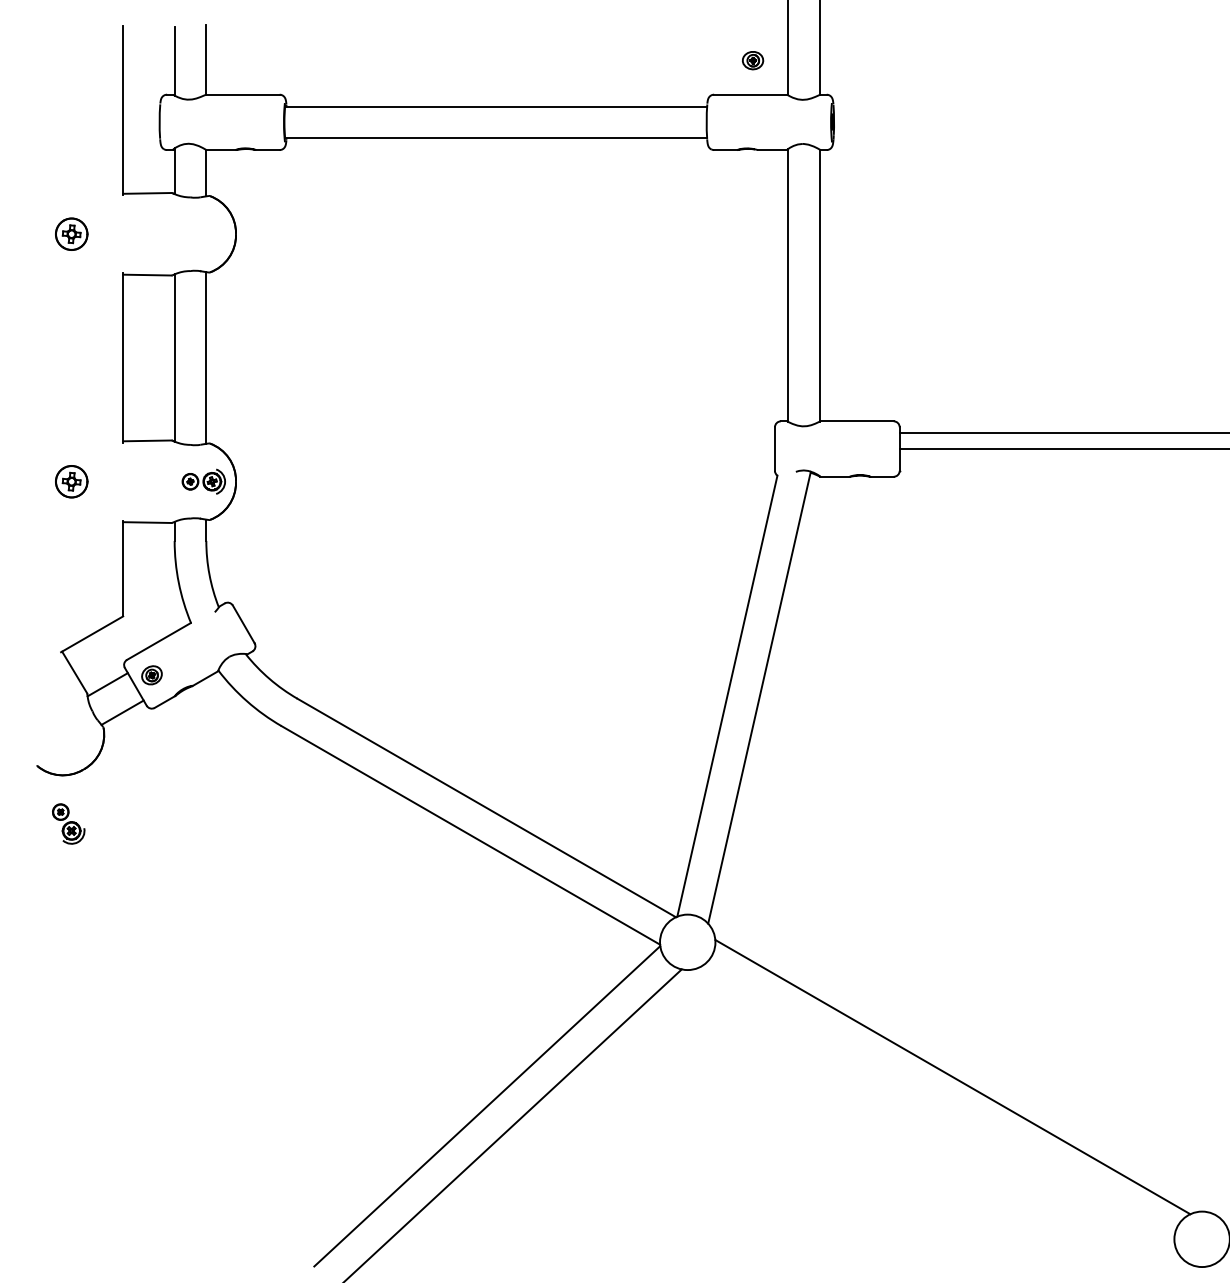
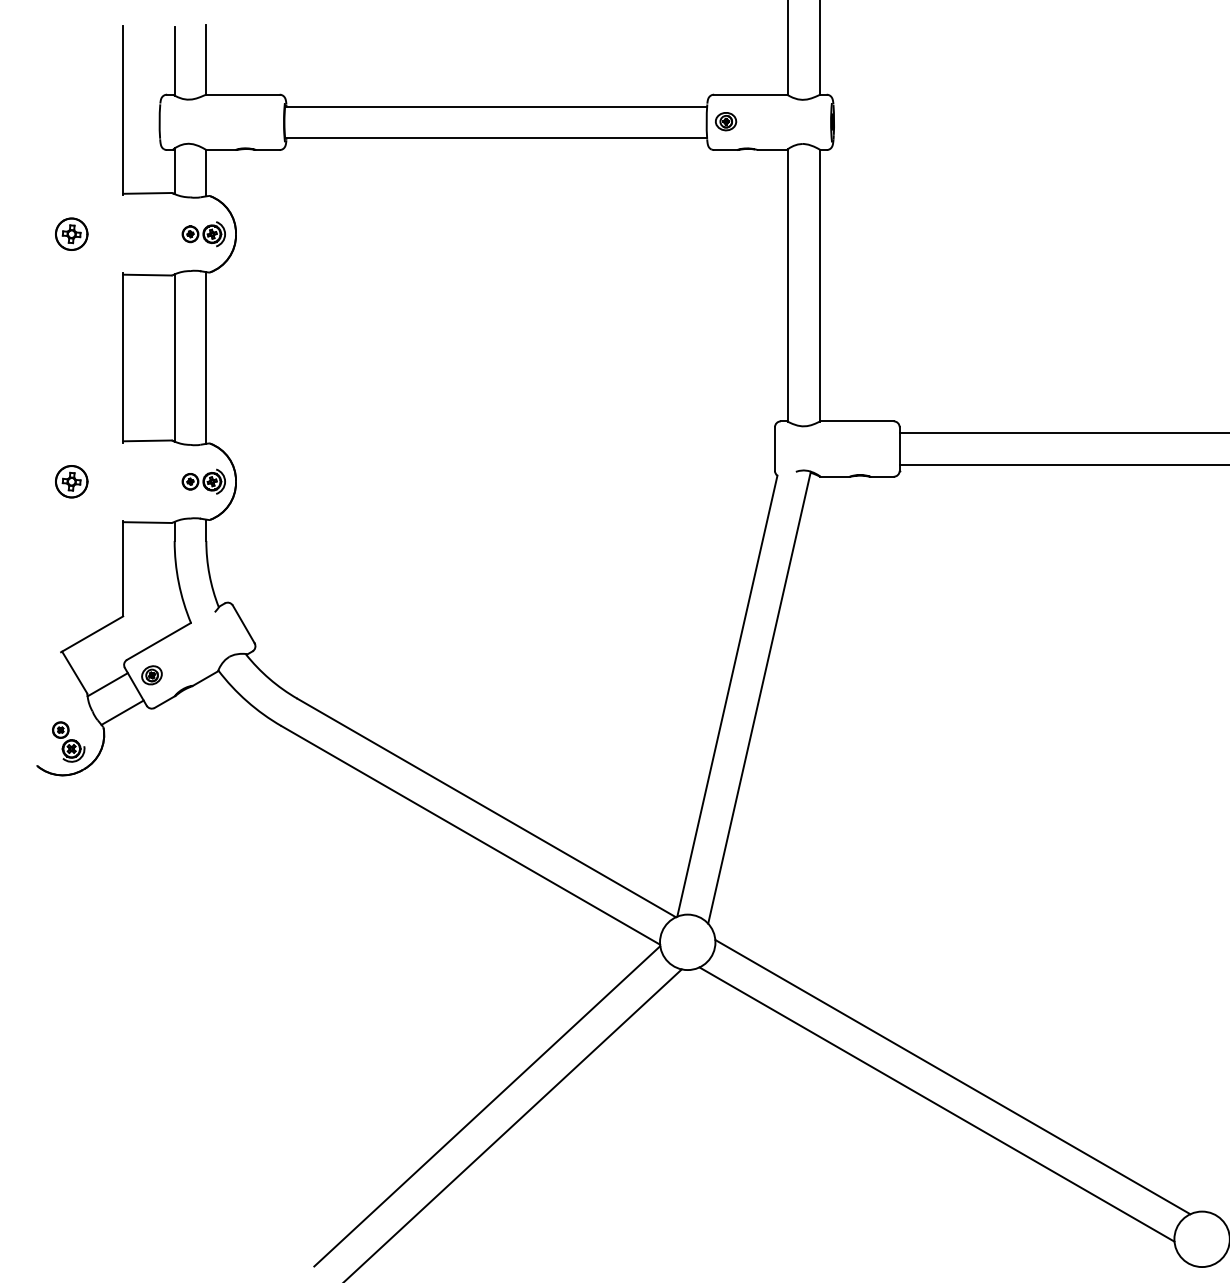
part position: (753, 60) -> (726, 121) (726, 121)
part: none -> present (203, 234)
line position: (1062, 448) -> (1062, 464) (1062, 464)
part position: (68, 823) -> (68, 741) (68, 741)
line: none -> present (936, 1104)
